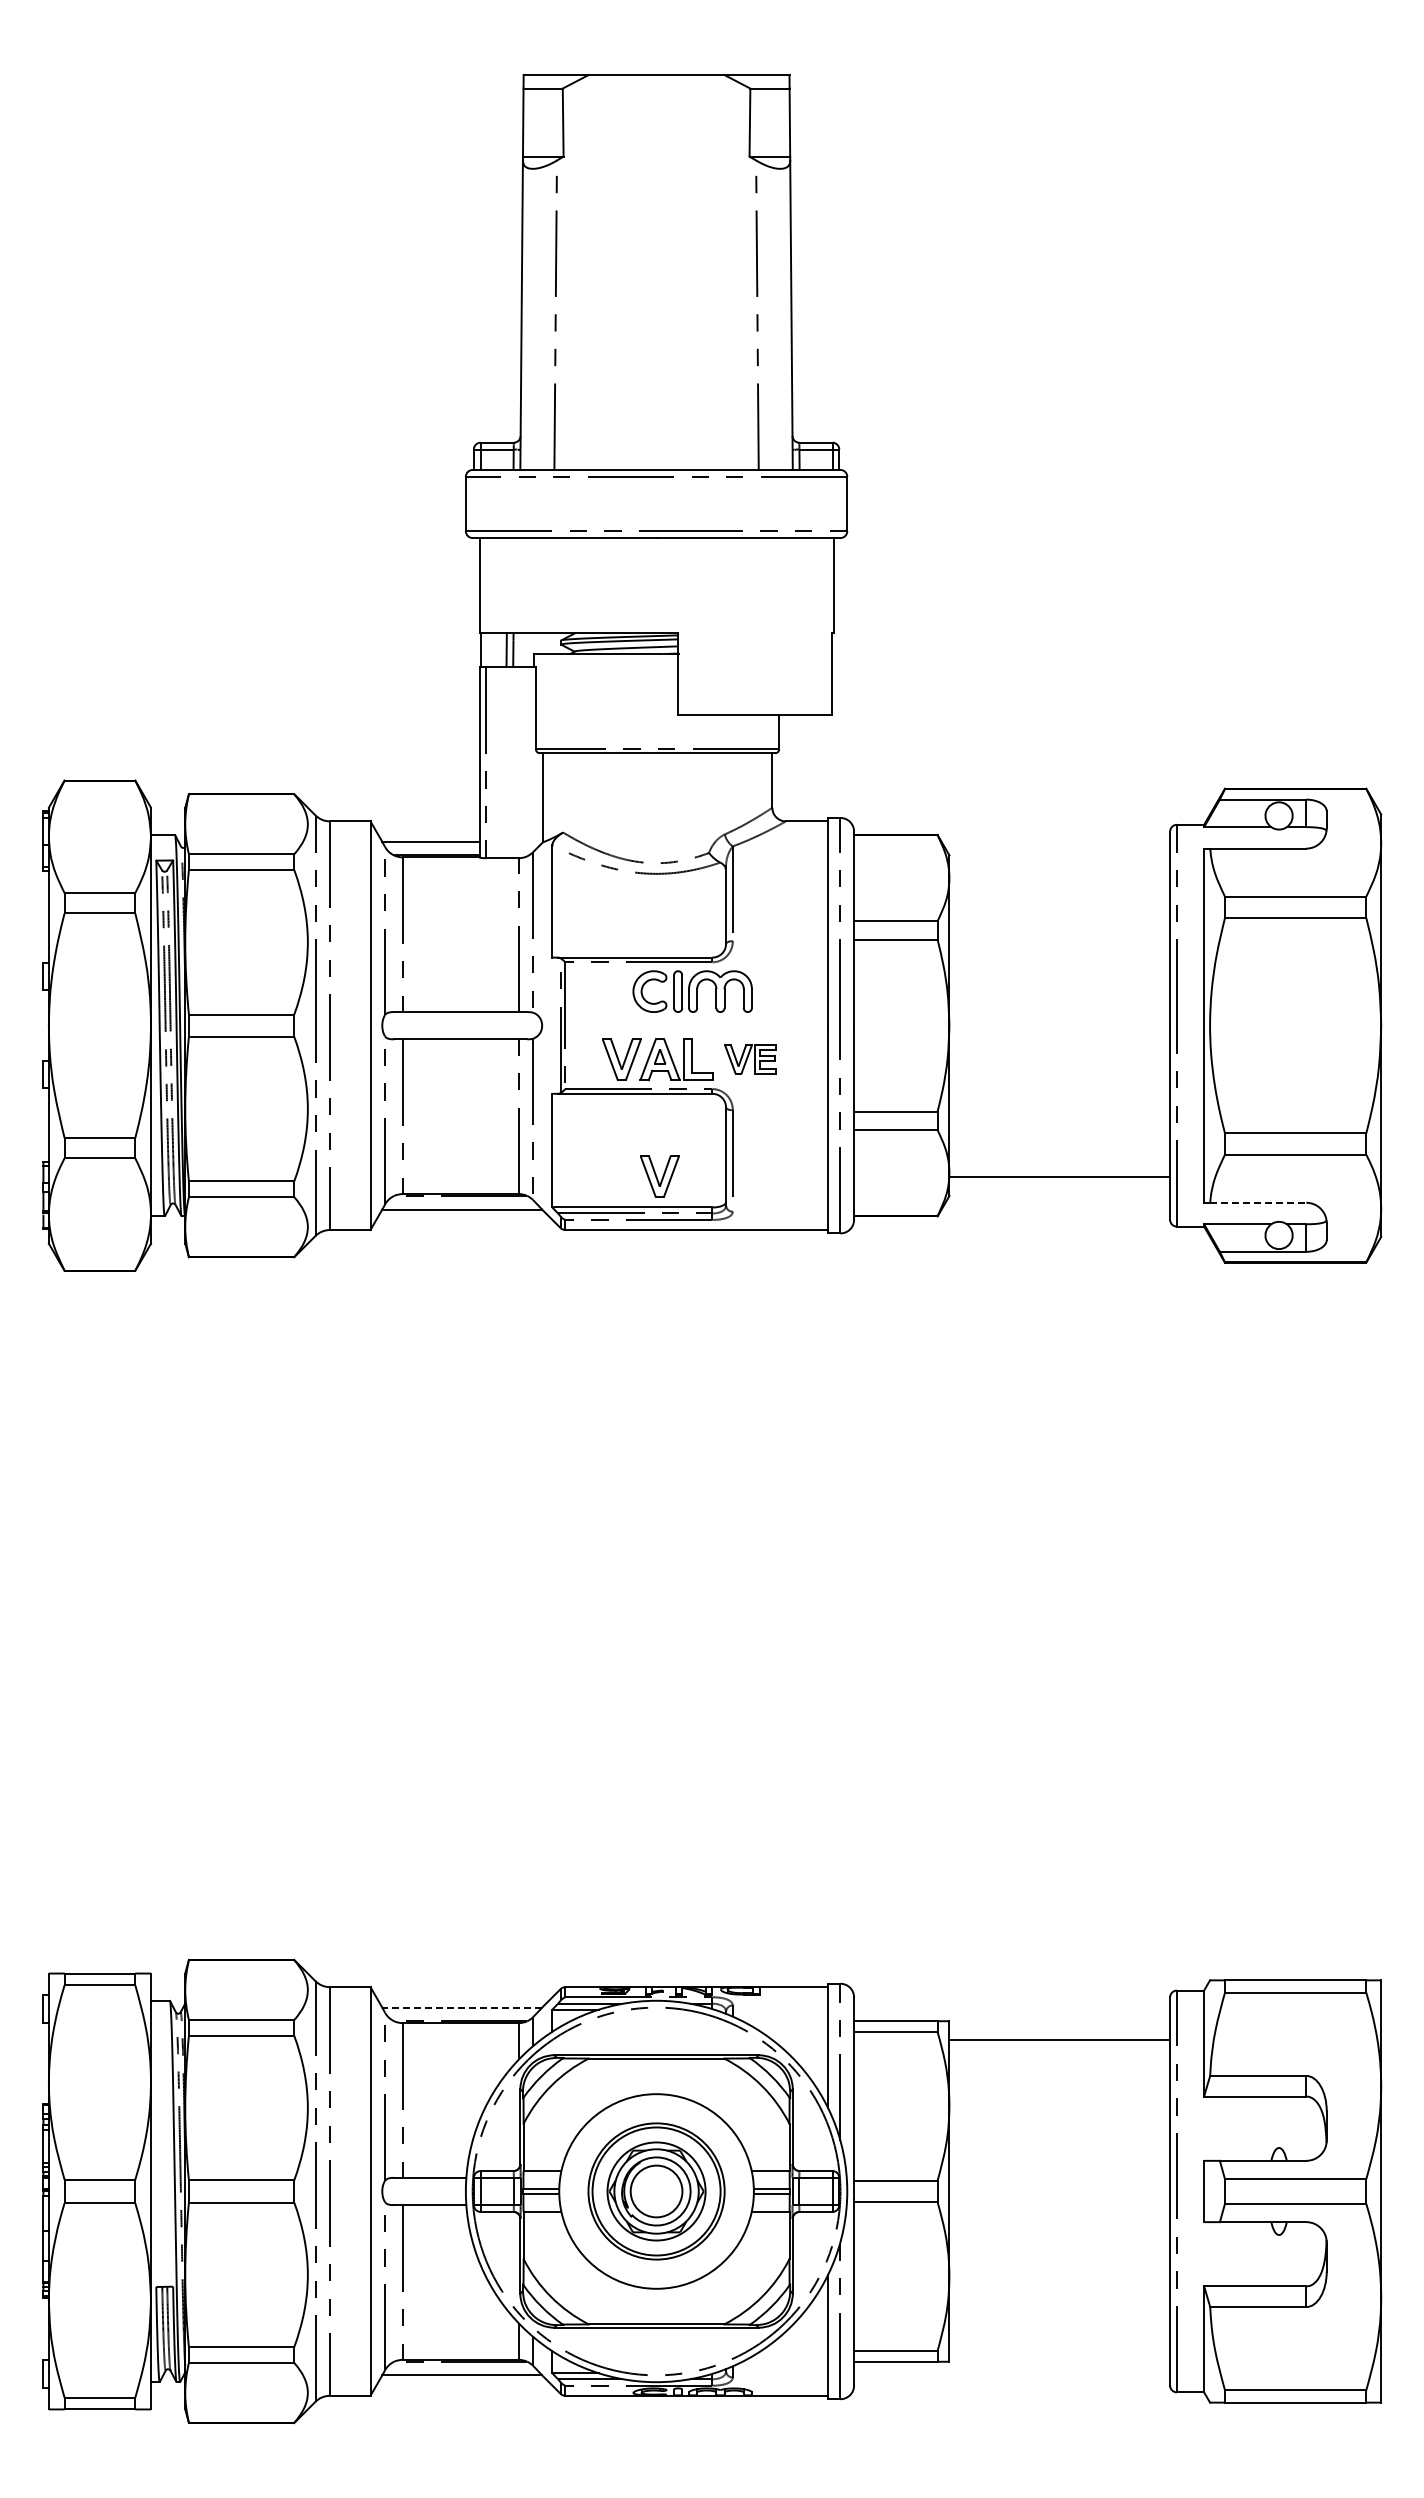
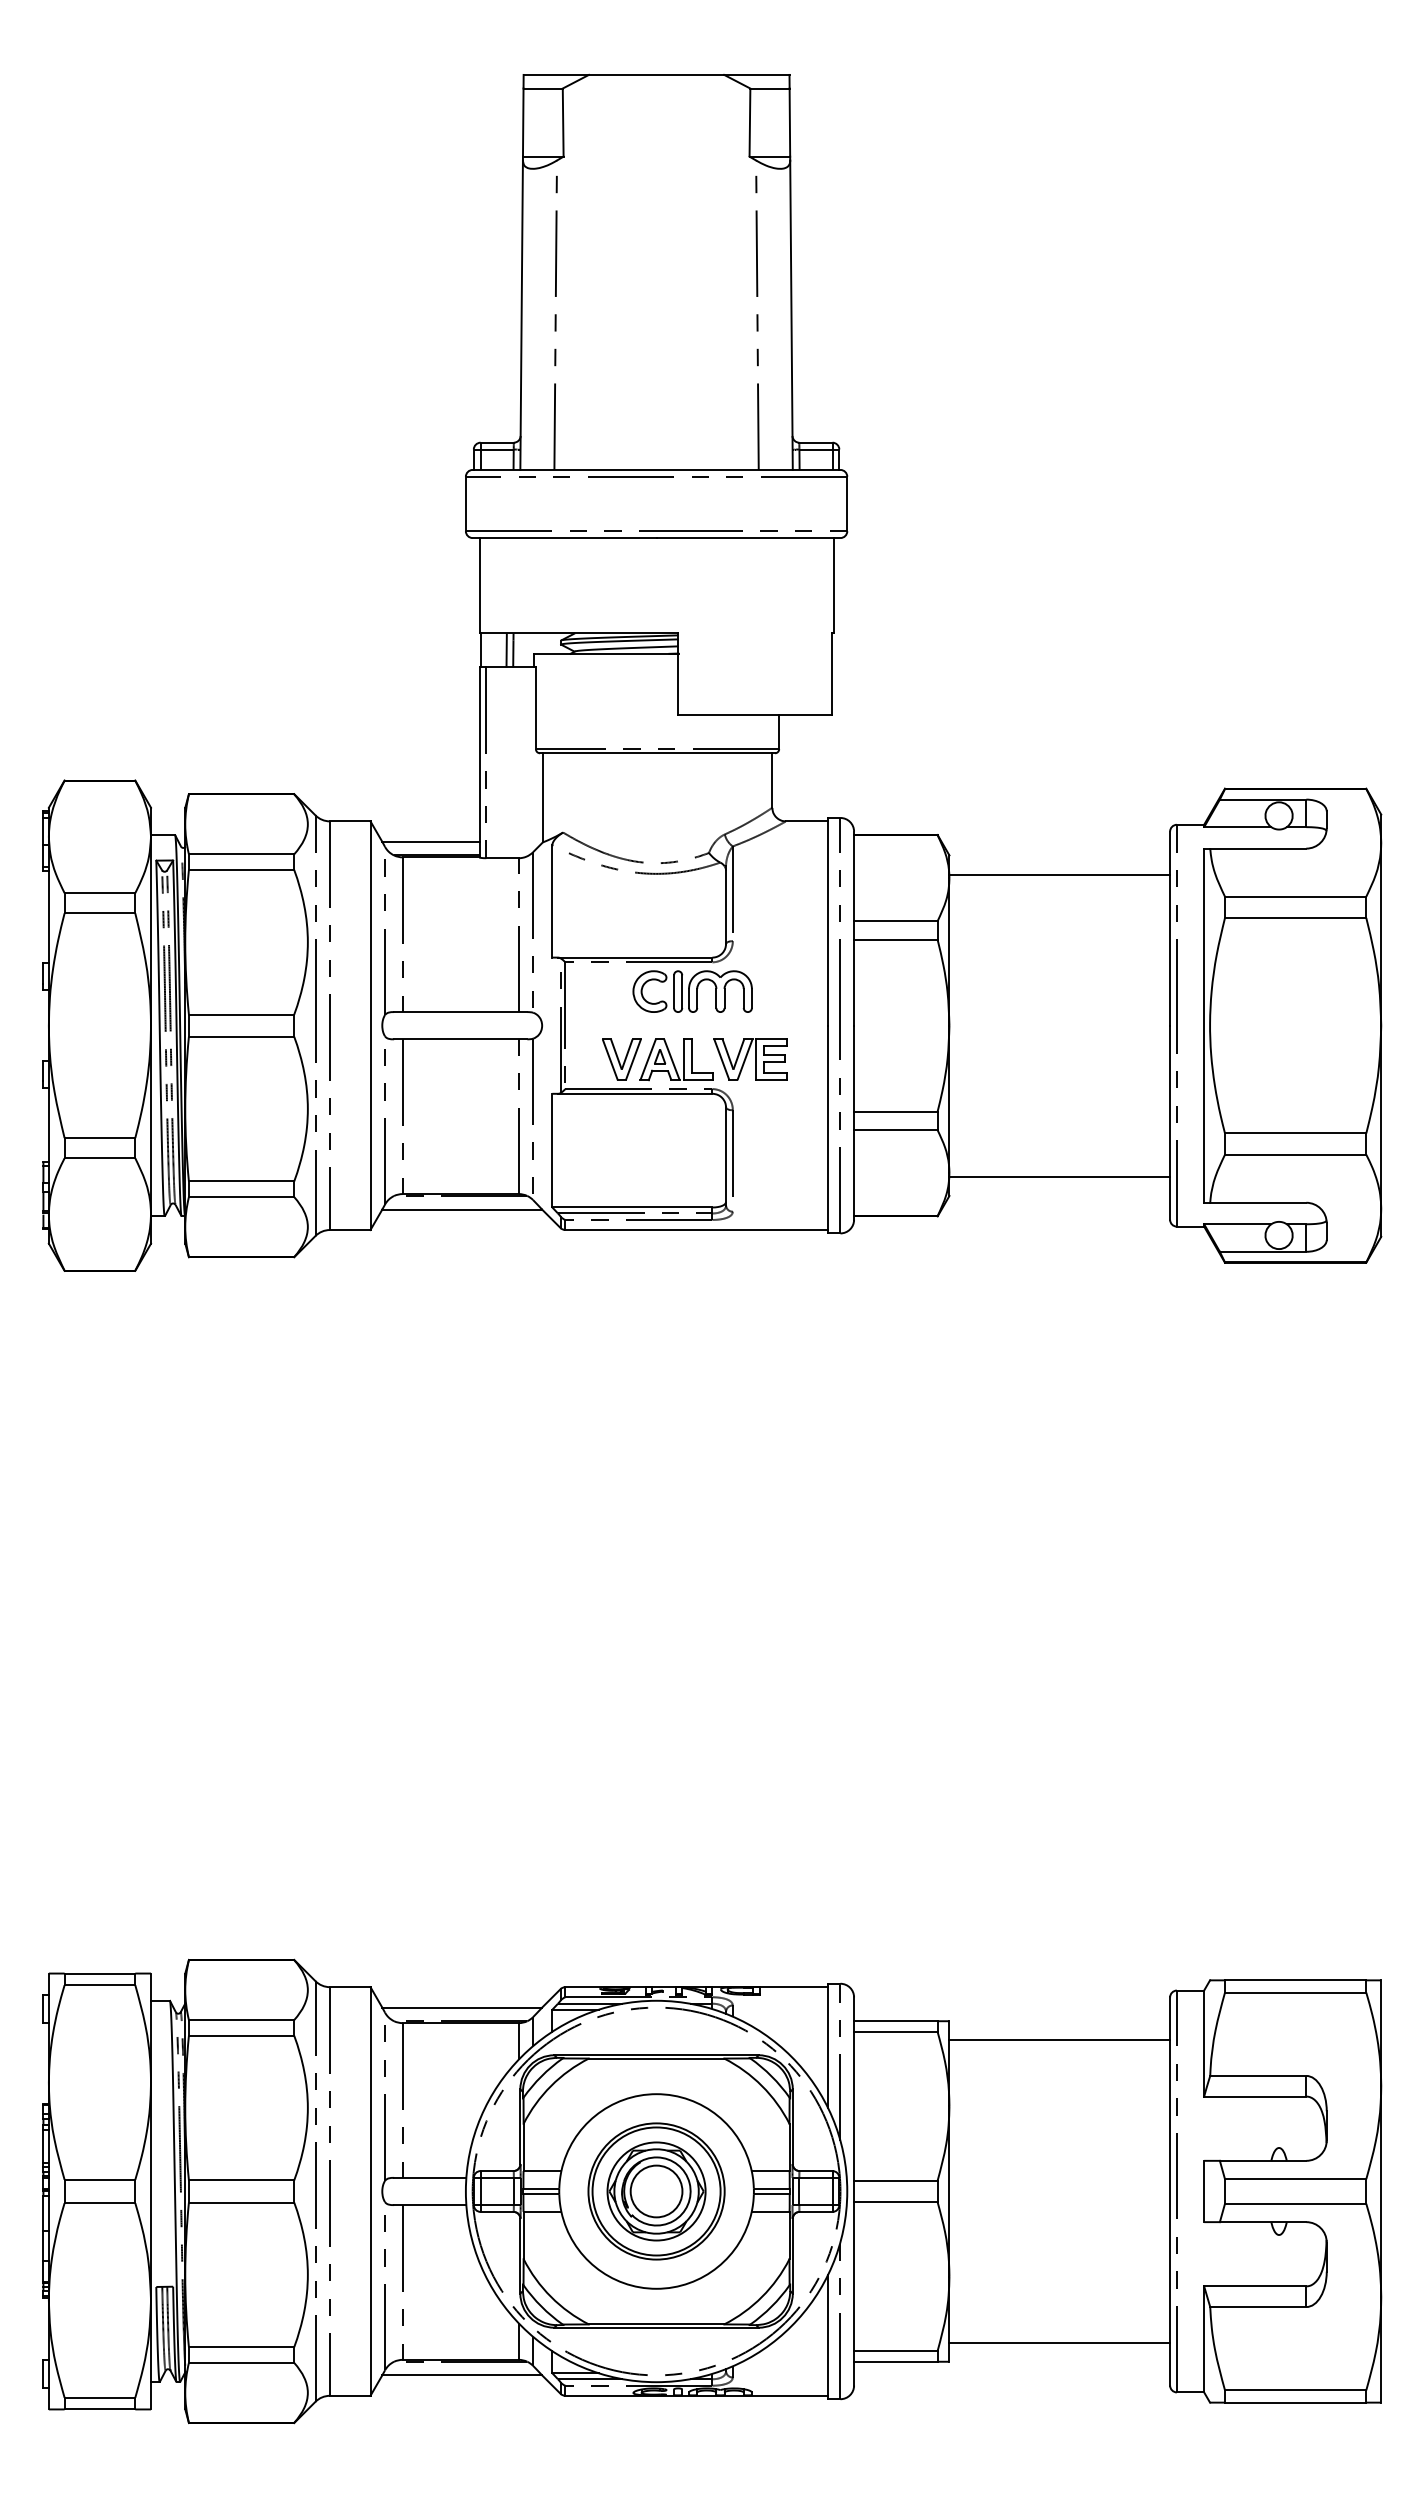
line: none -> present (1059, 874)
part size: 53x31 px -> 75x43 px (750, 1059)
part: present -> none (659, 1176)
line: dashed -> solid (1258, 1202)
line: dashed -> solid (462, 2007)
line: none -> present (1059, 2342)
